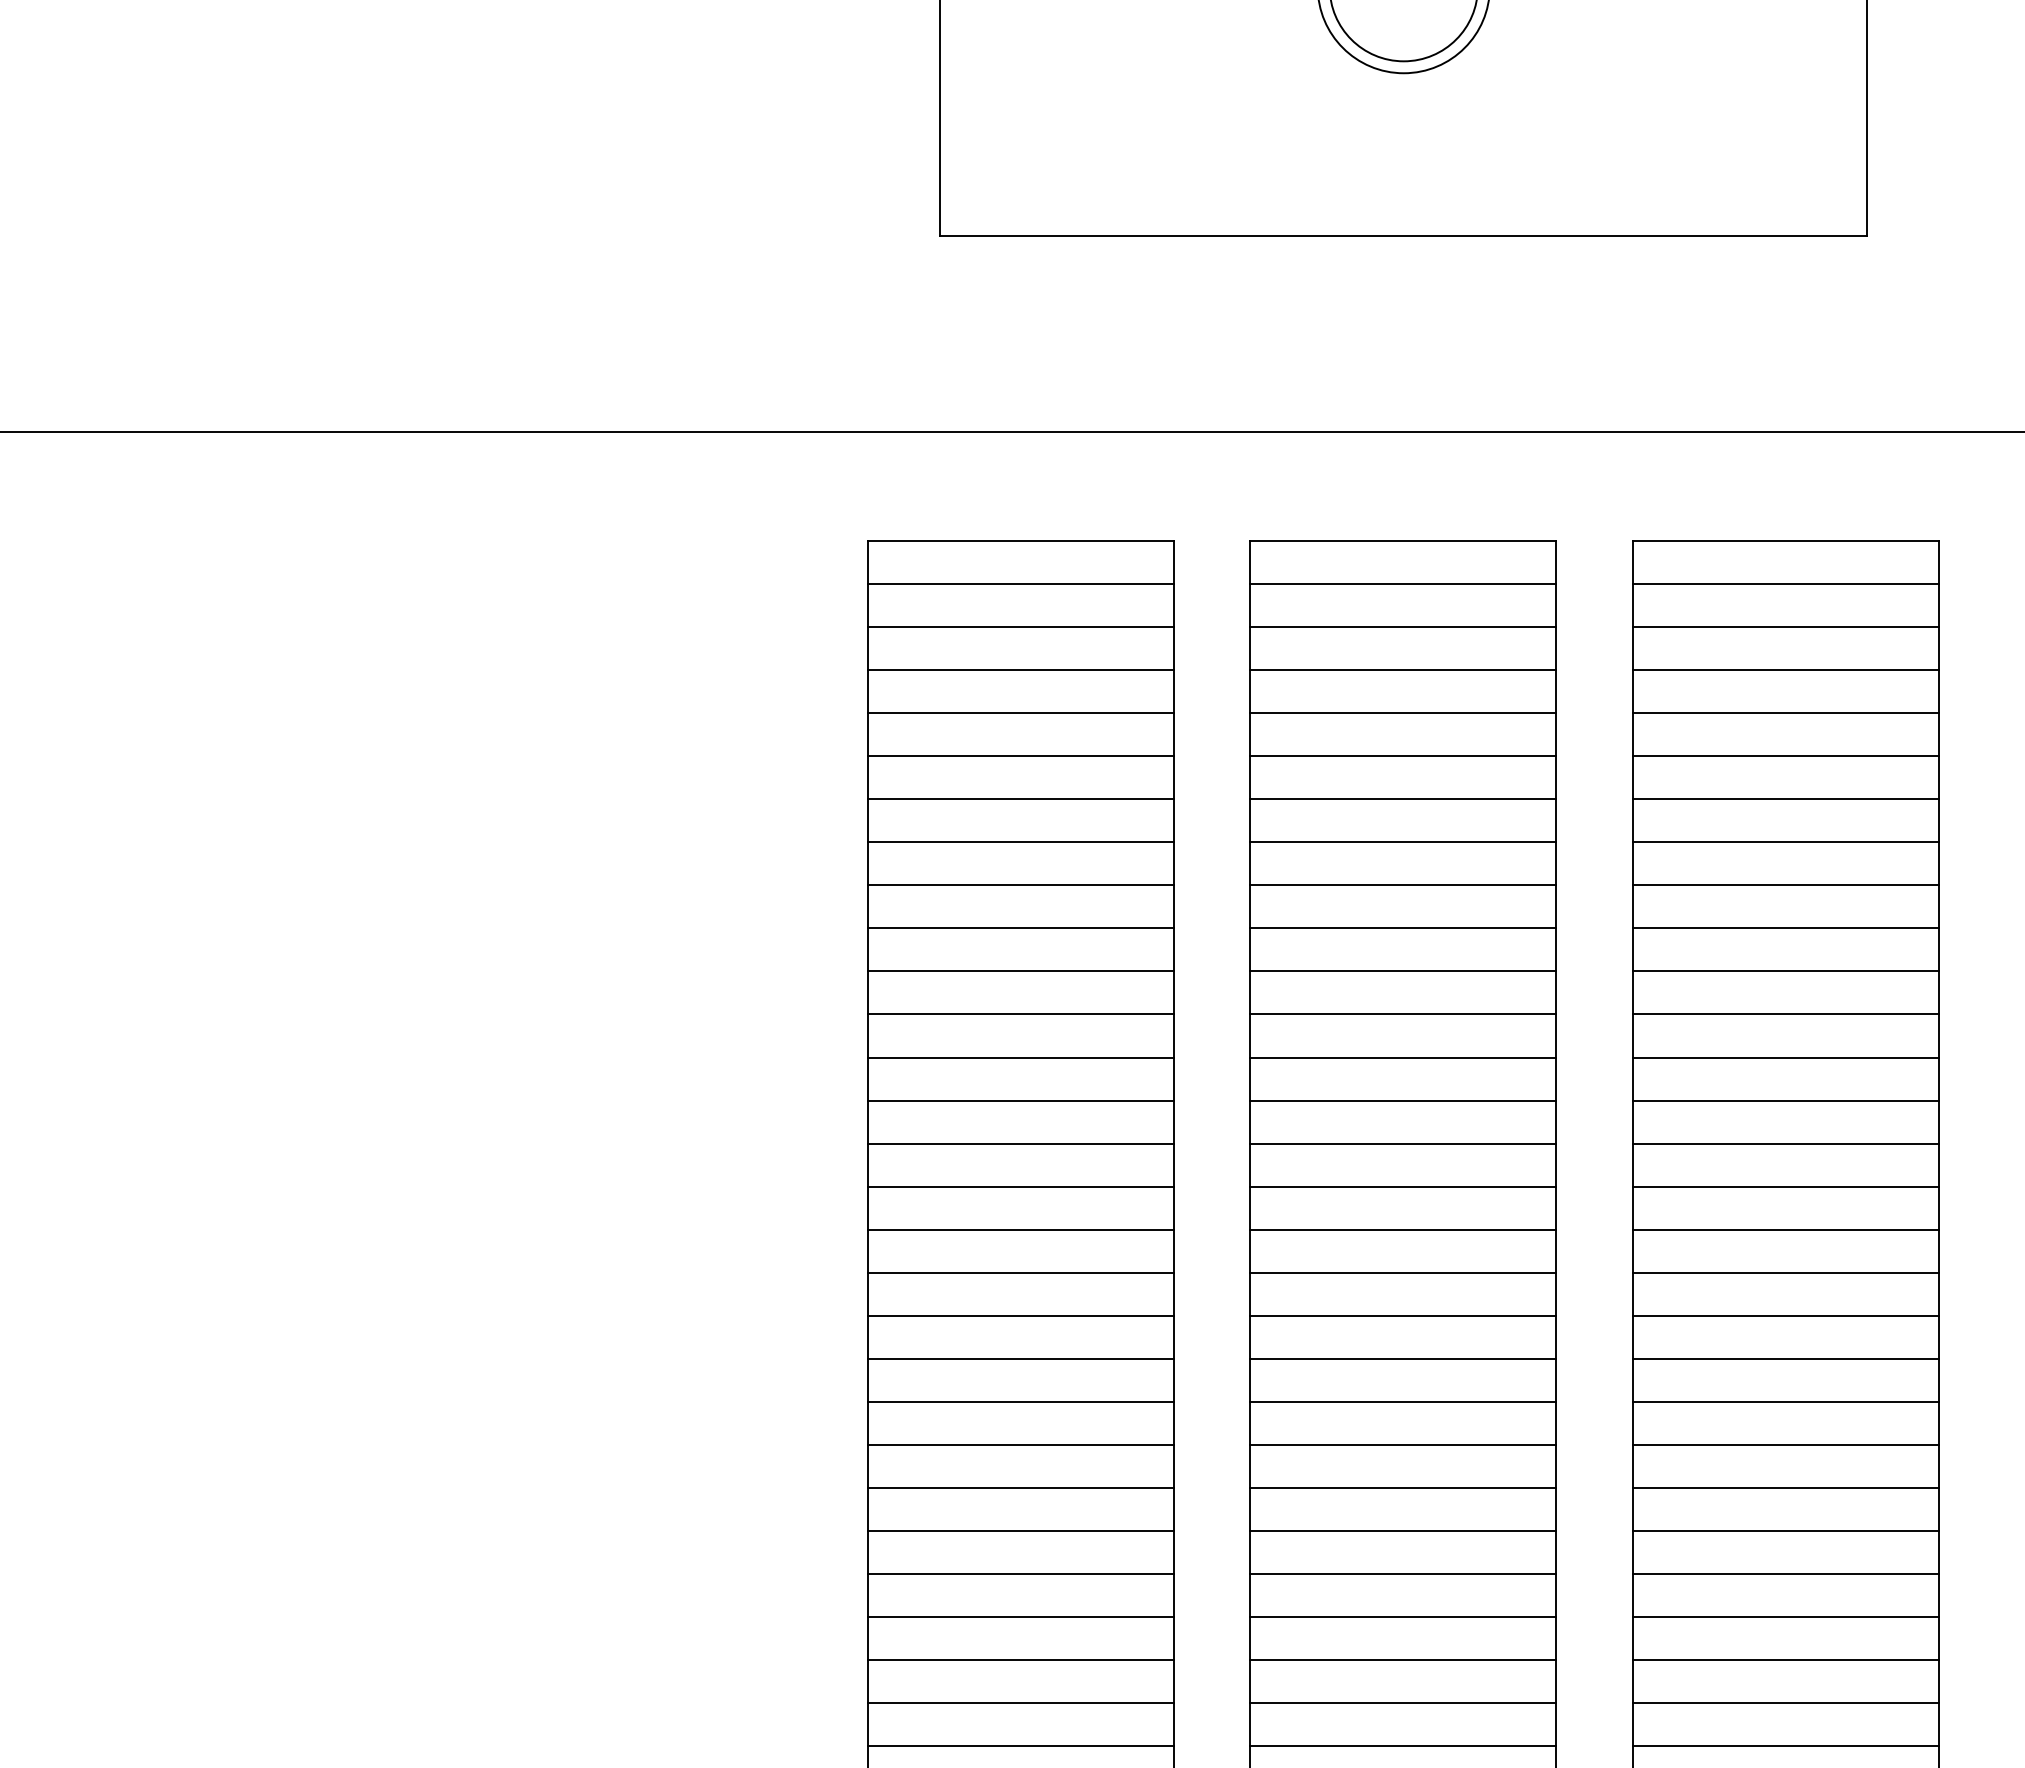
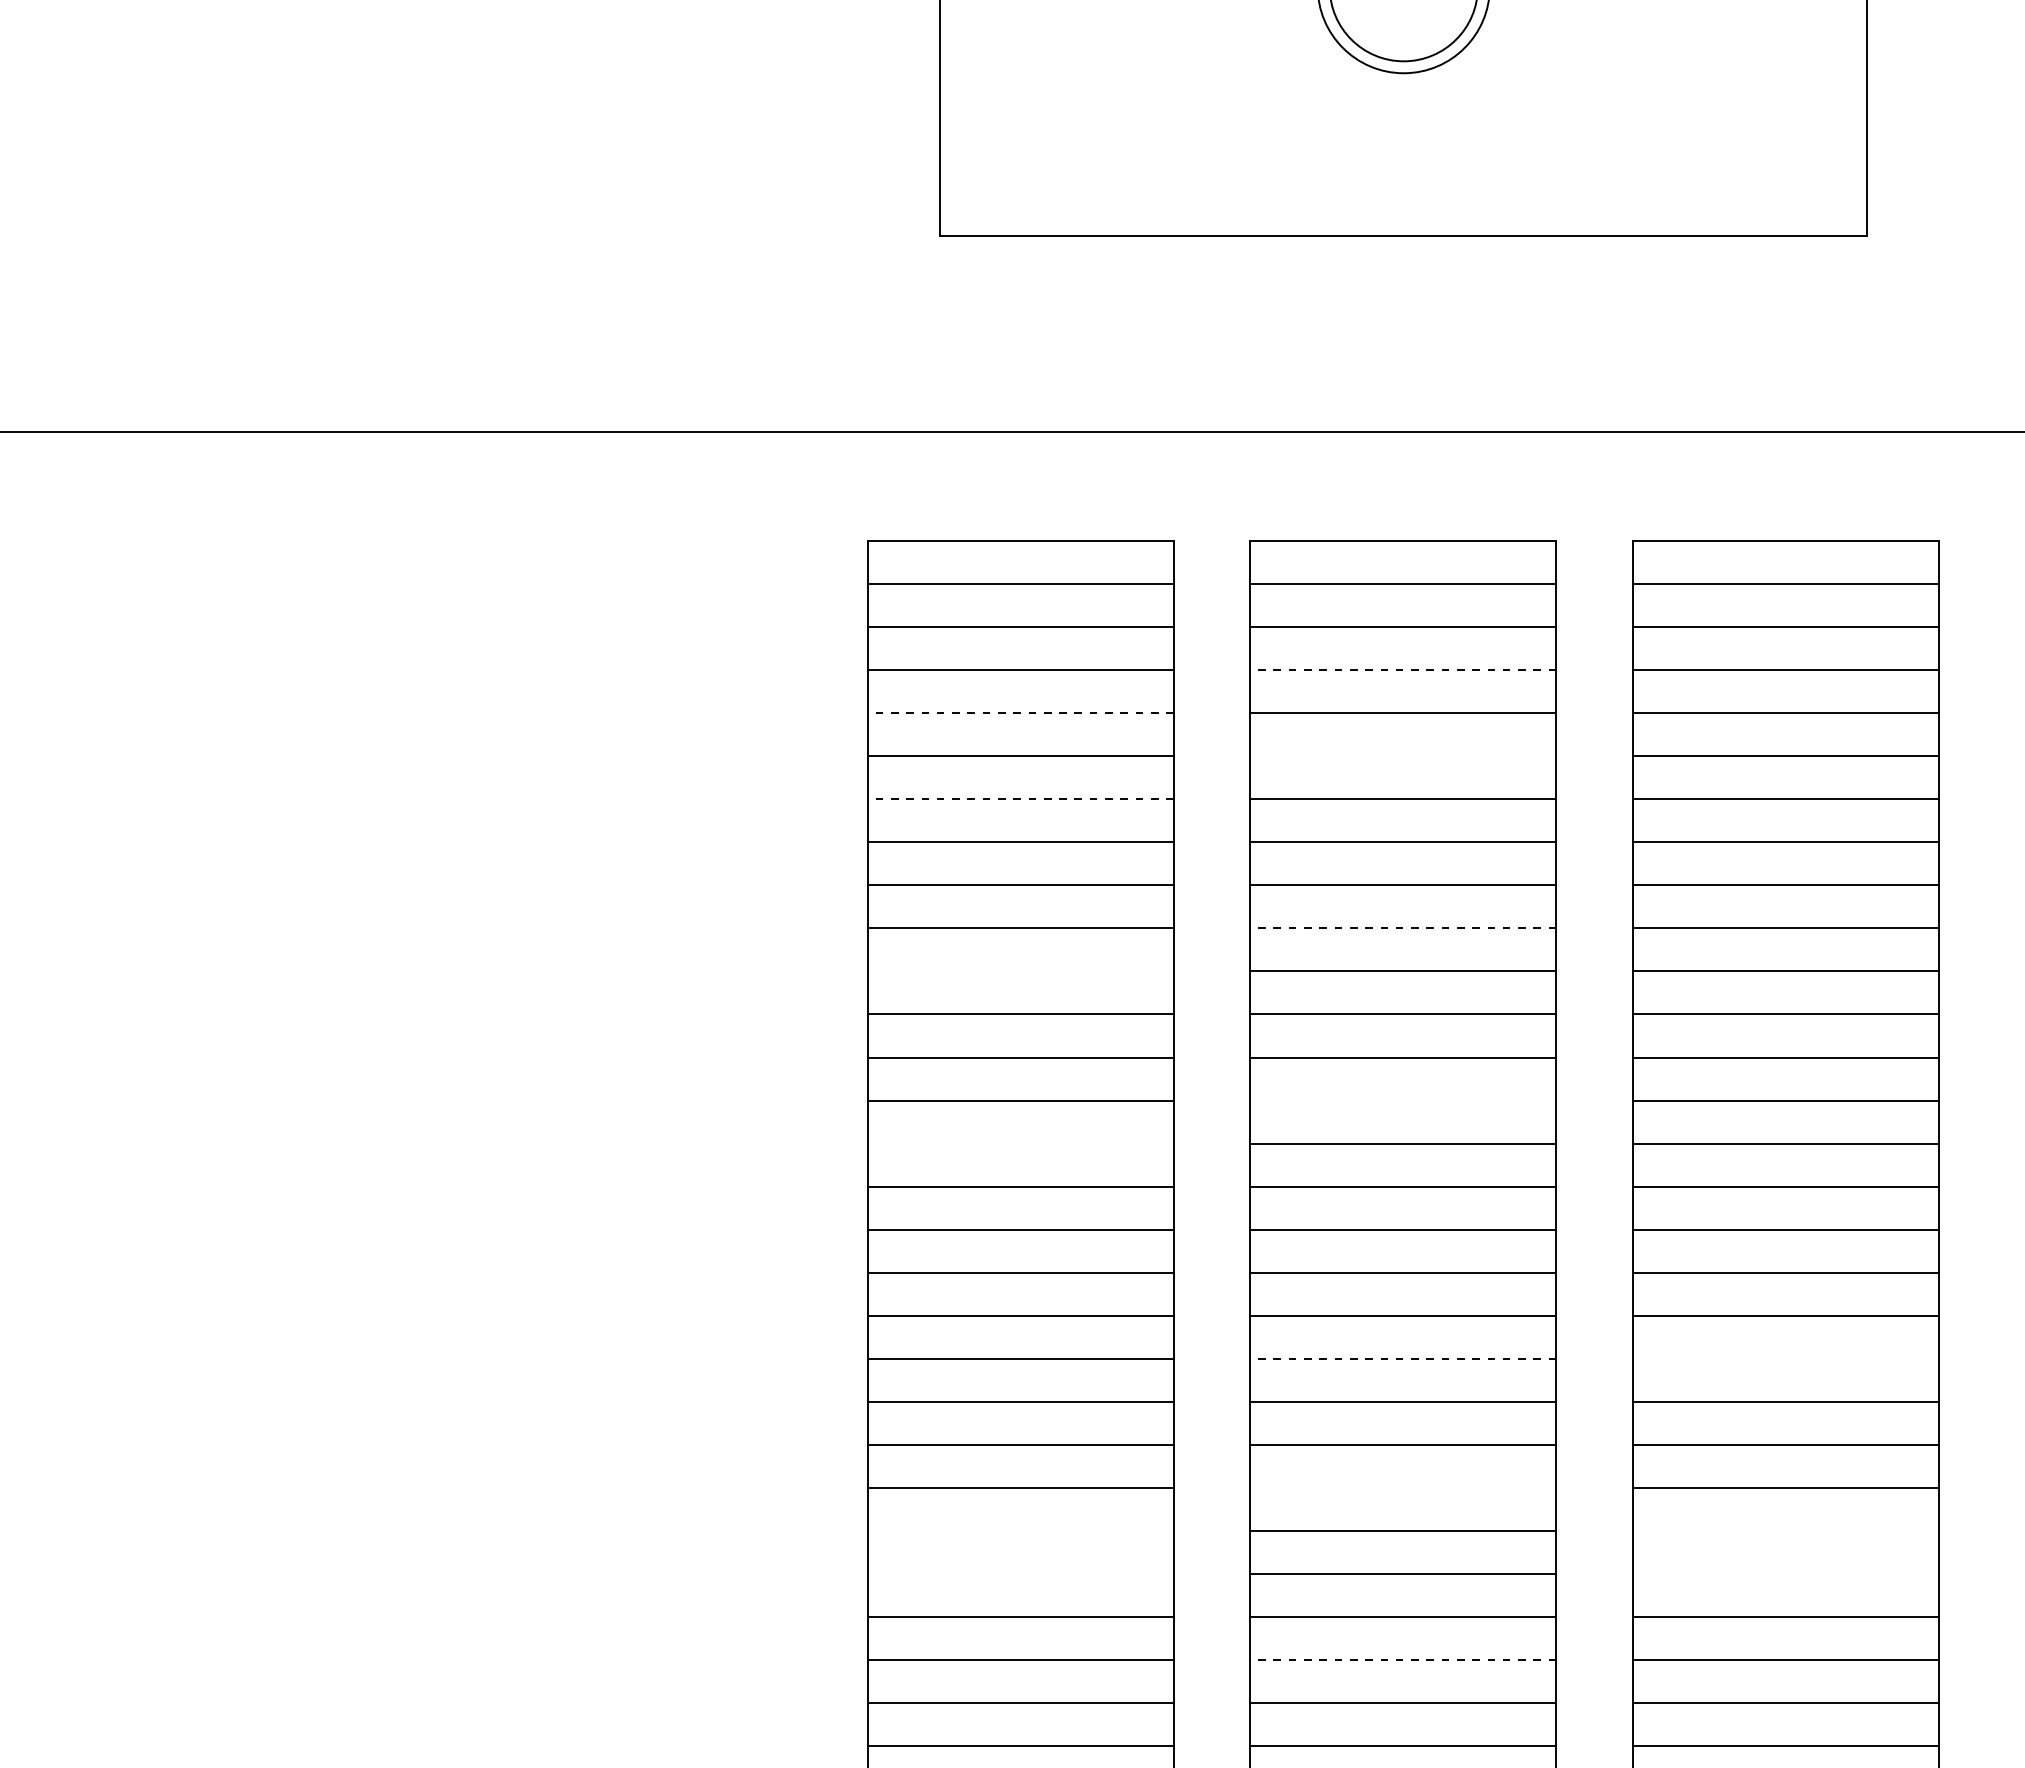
line: solid -> dashed (1402, 670)
line: solid -> dashed (1020, 713)
line: present -> none (1403, 756)
line: solid -> dashed (1020, 799)
line: solid -> dashed (1402, 928)
line: present -> none (1020, 971)
line: present -> none (1403, 1100)
line: present -> none (1020, 1143)
line: solid -> dashed (1402, 1358)
line: present -> none (1785, 1358)
line: present -> none (1403, 1487)
line: present -> none (1020, 1530)
line: present -> none (1785, 1530)
line: present -> none (1020, 1573)
line: present -> none (1785, 1573)
line: solid -> dashed (1402, 1660)
